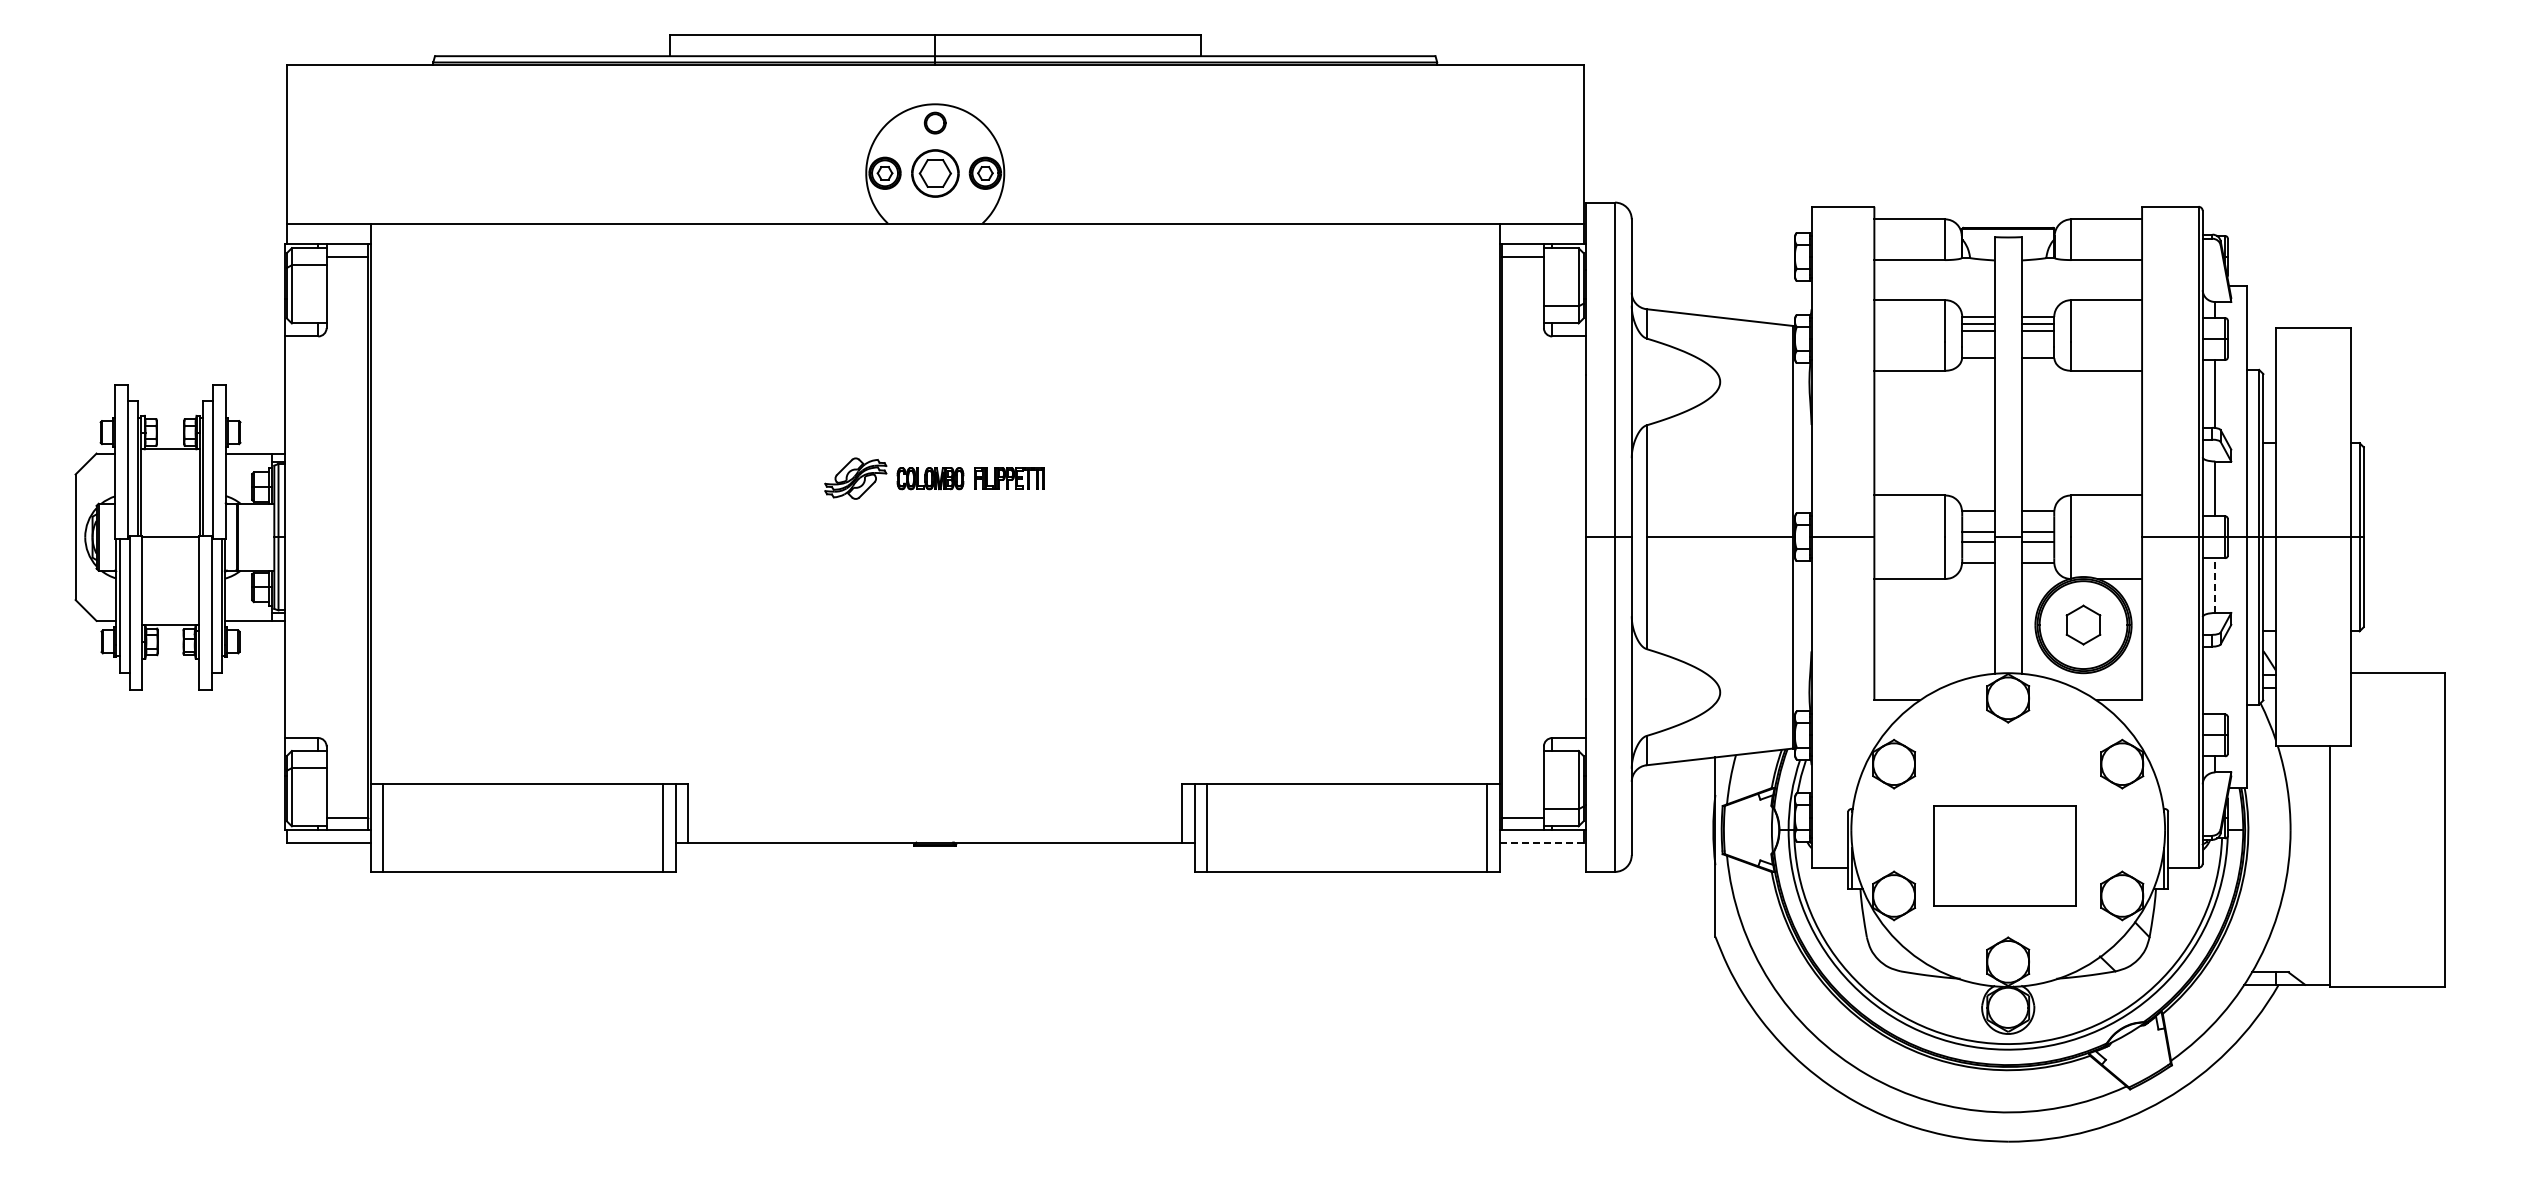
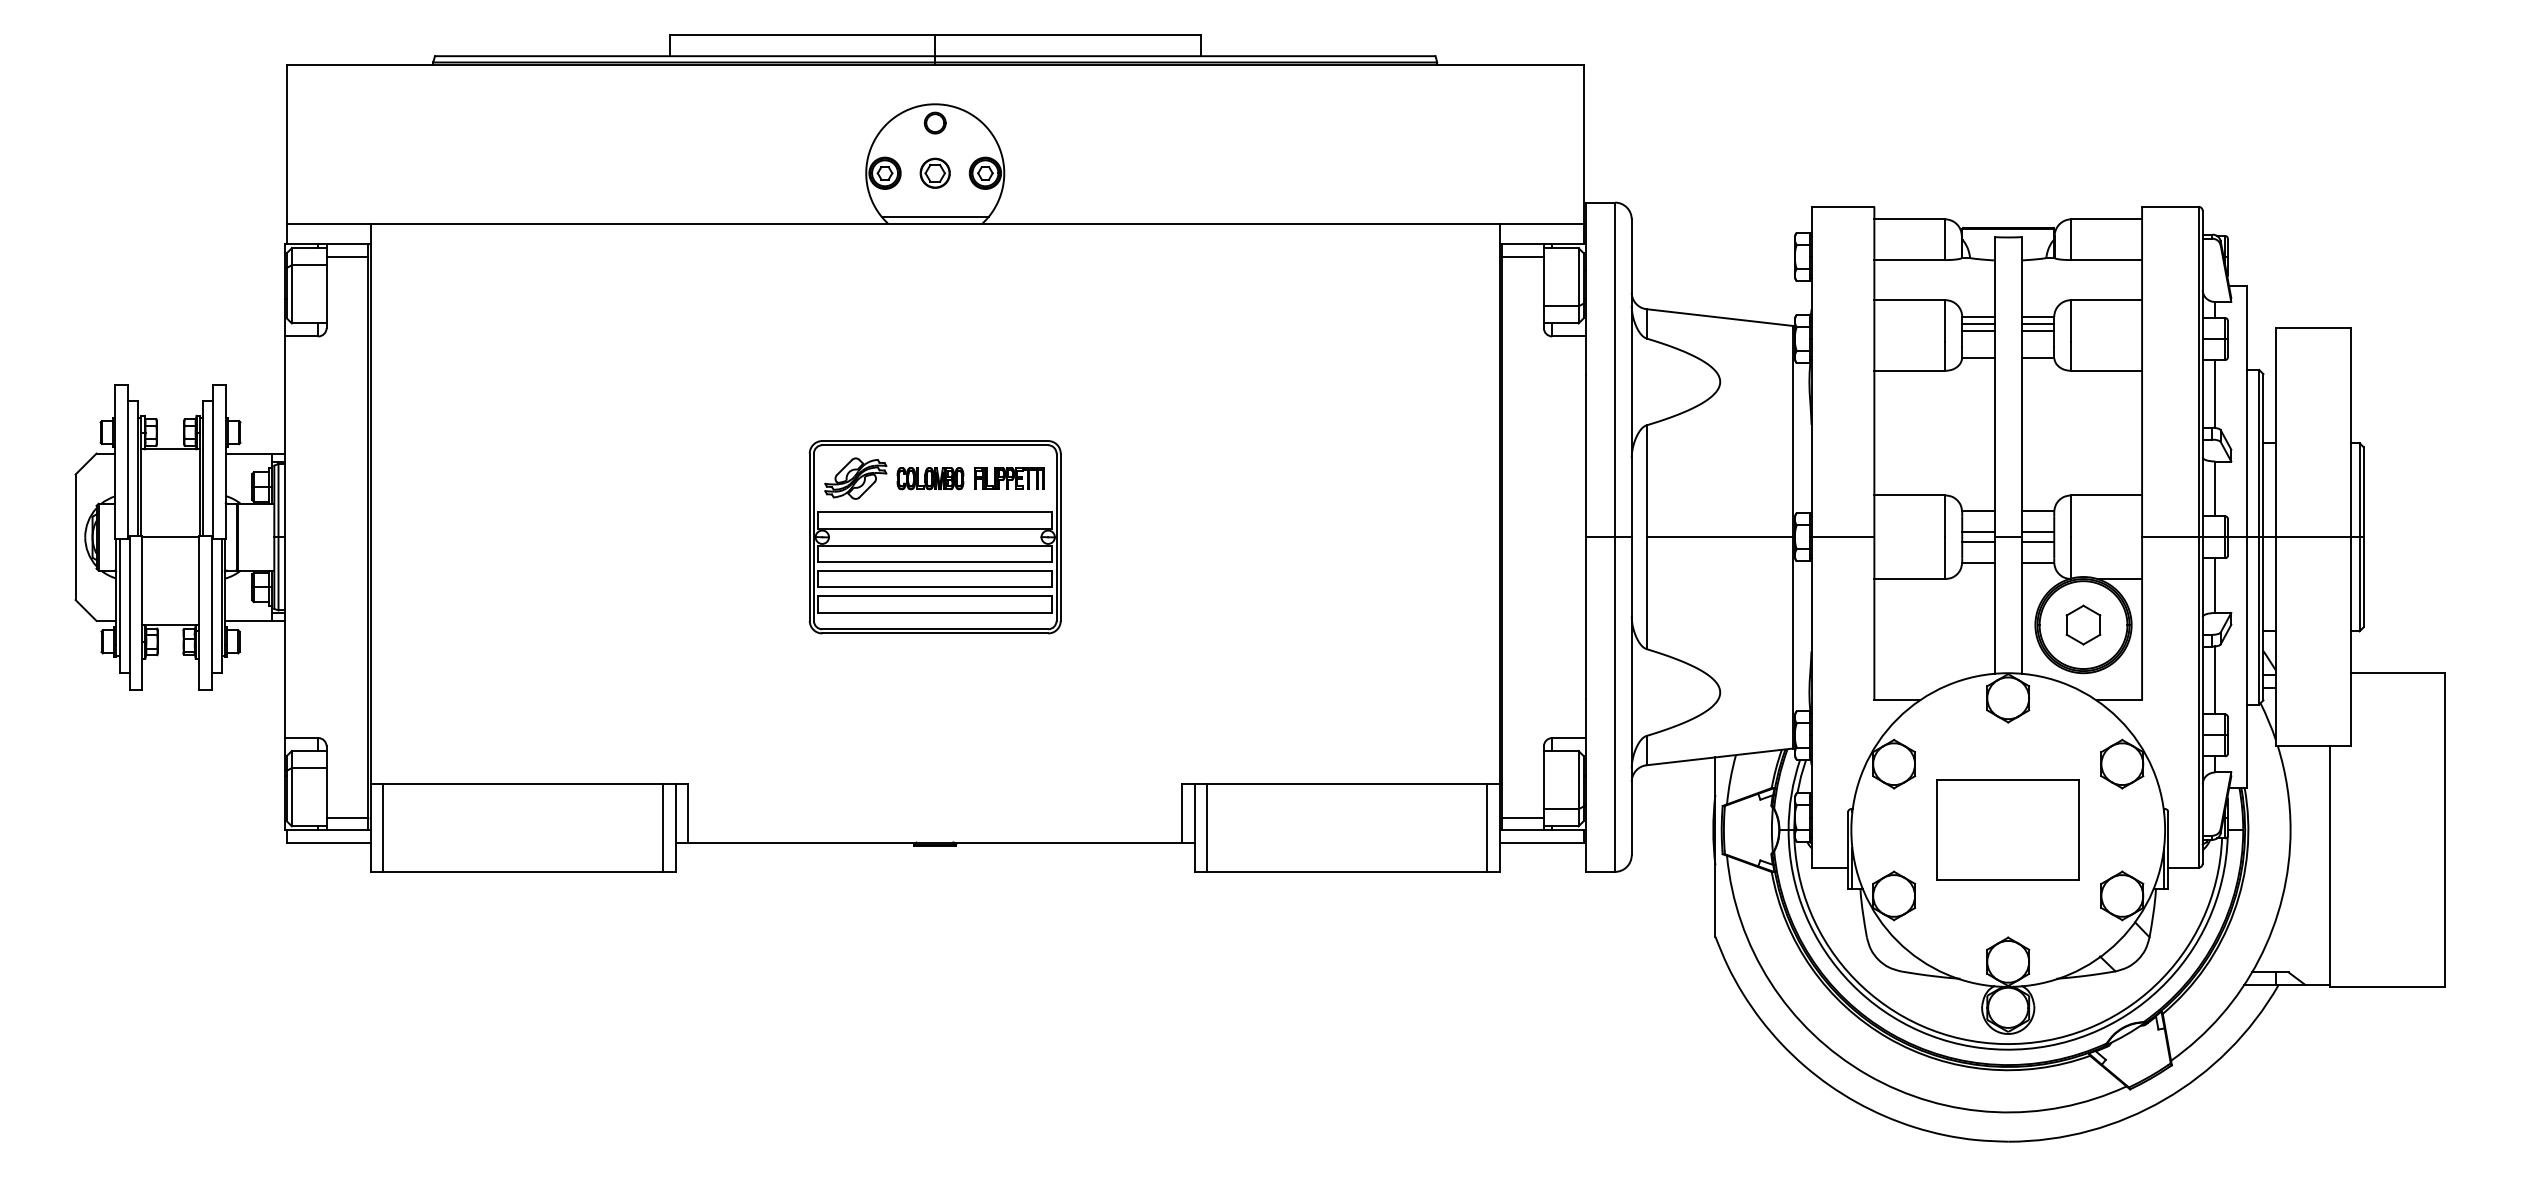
part size: 49x49 px -> 32x32 px (934, 172)
line: none -> present (935, 217)
part: none -> present (934, 537)
line: dashed -> solid (2215, 585)
line: none -> present (2215, 680)
line: dashed -> solid (1541, 842)
part position: (2004, 855) -> (2007, 829) (2007, 829)
